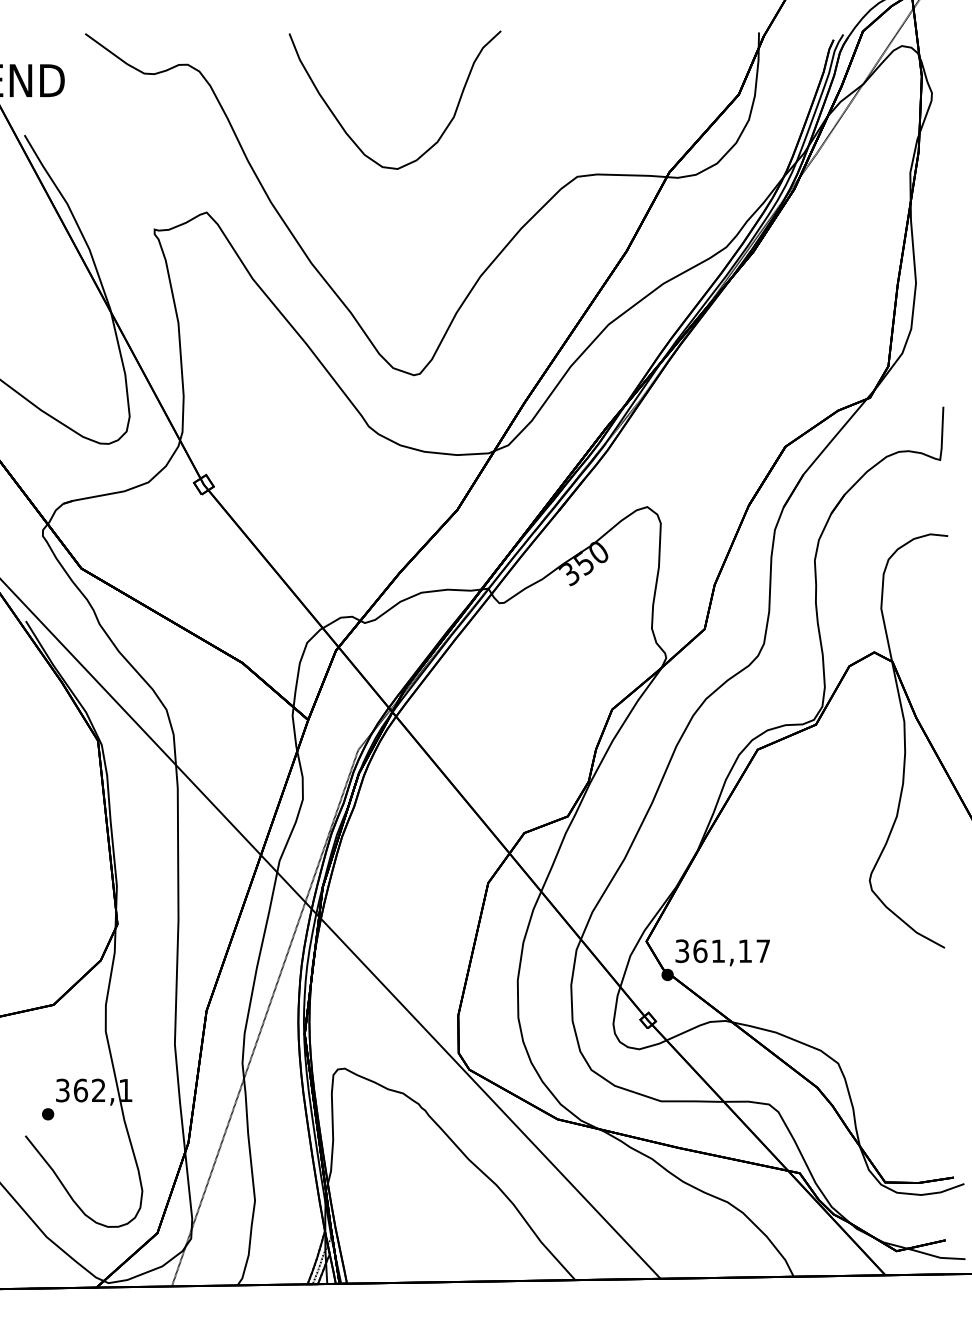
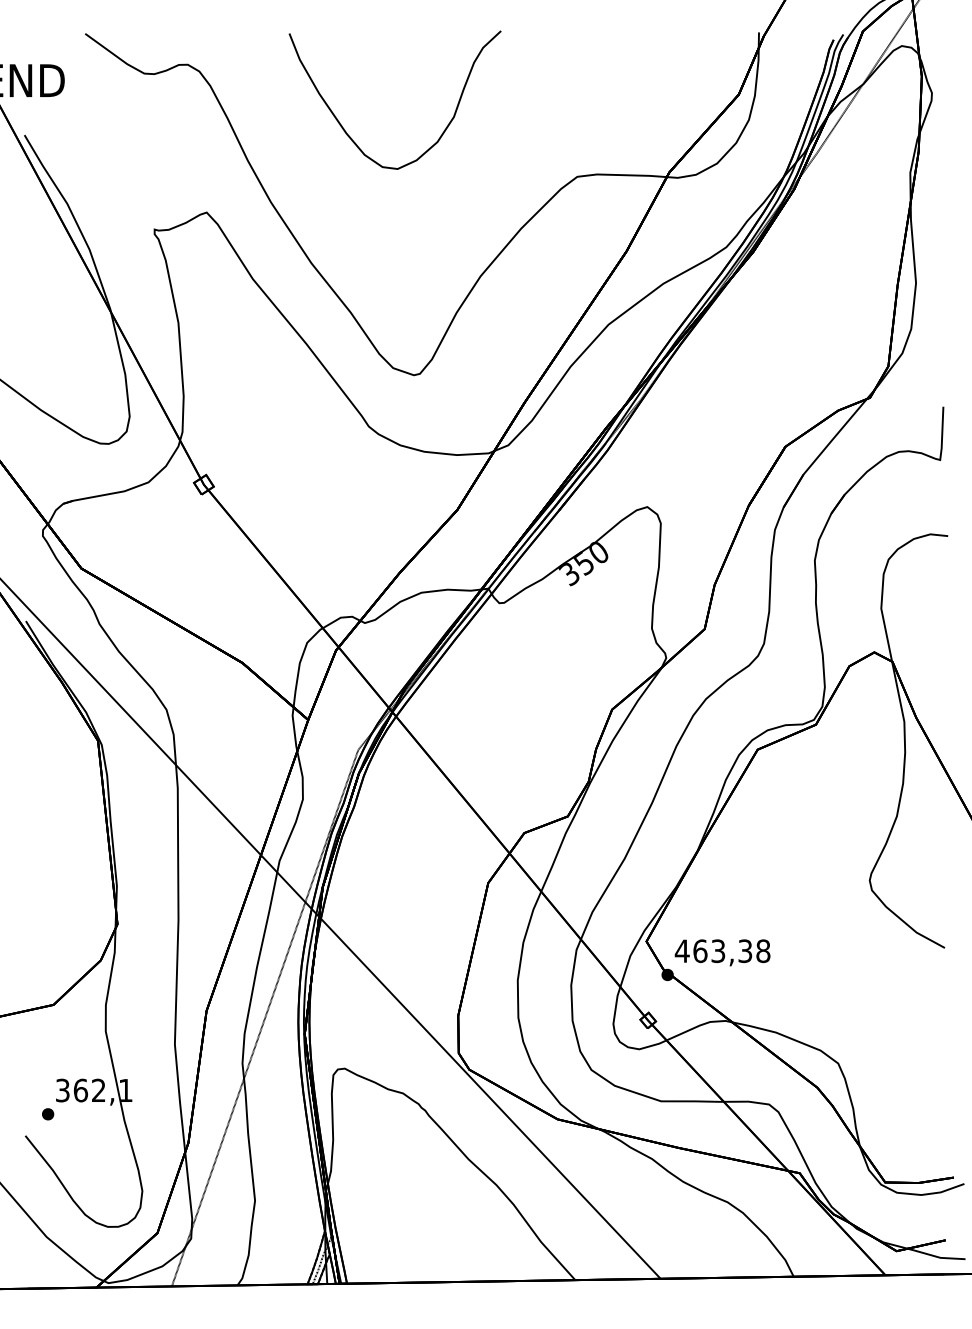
text: 361,17 -> 463,38 (722, 951)
